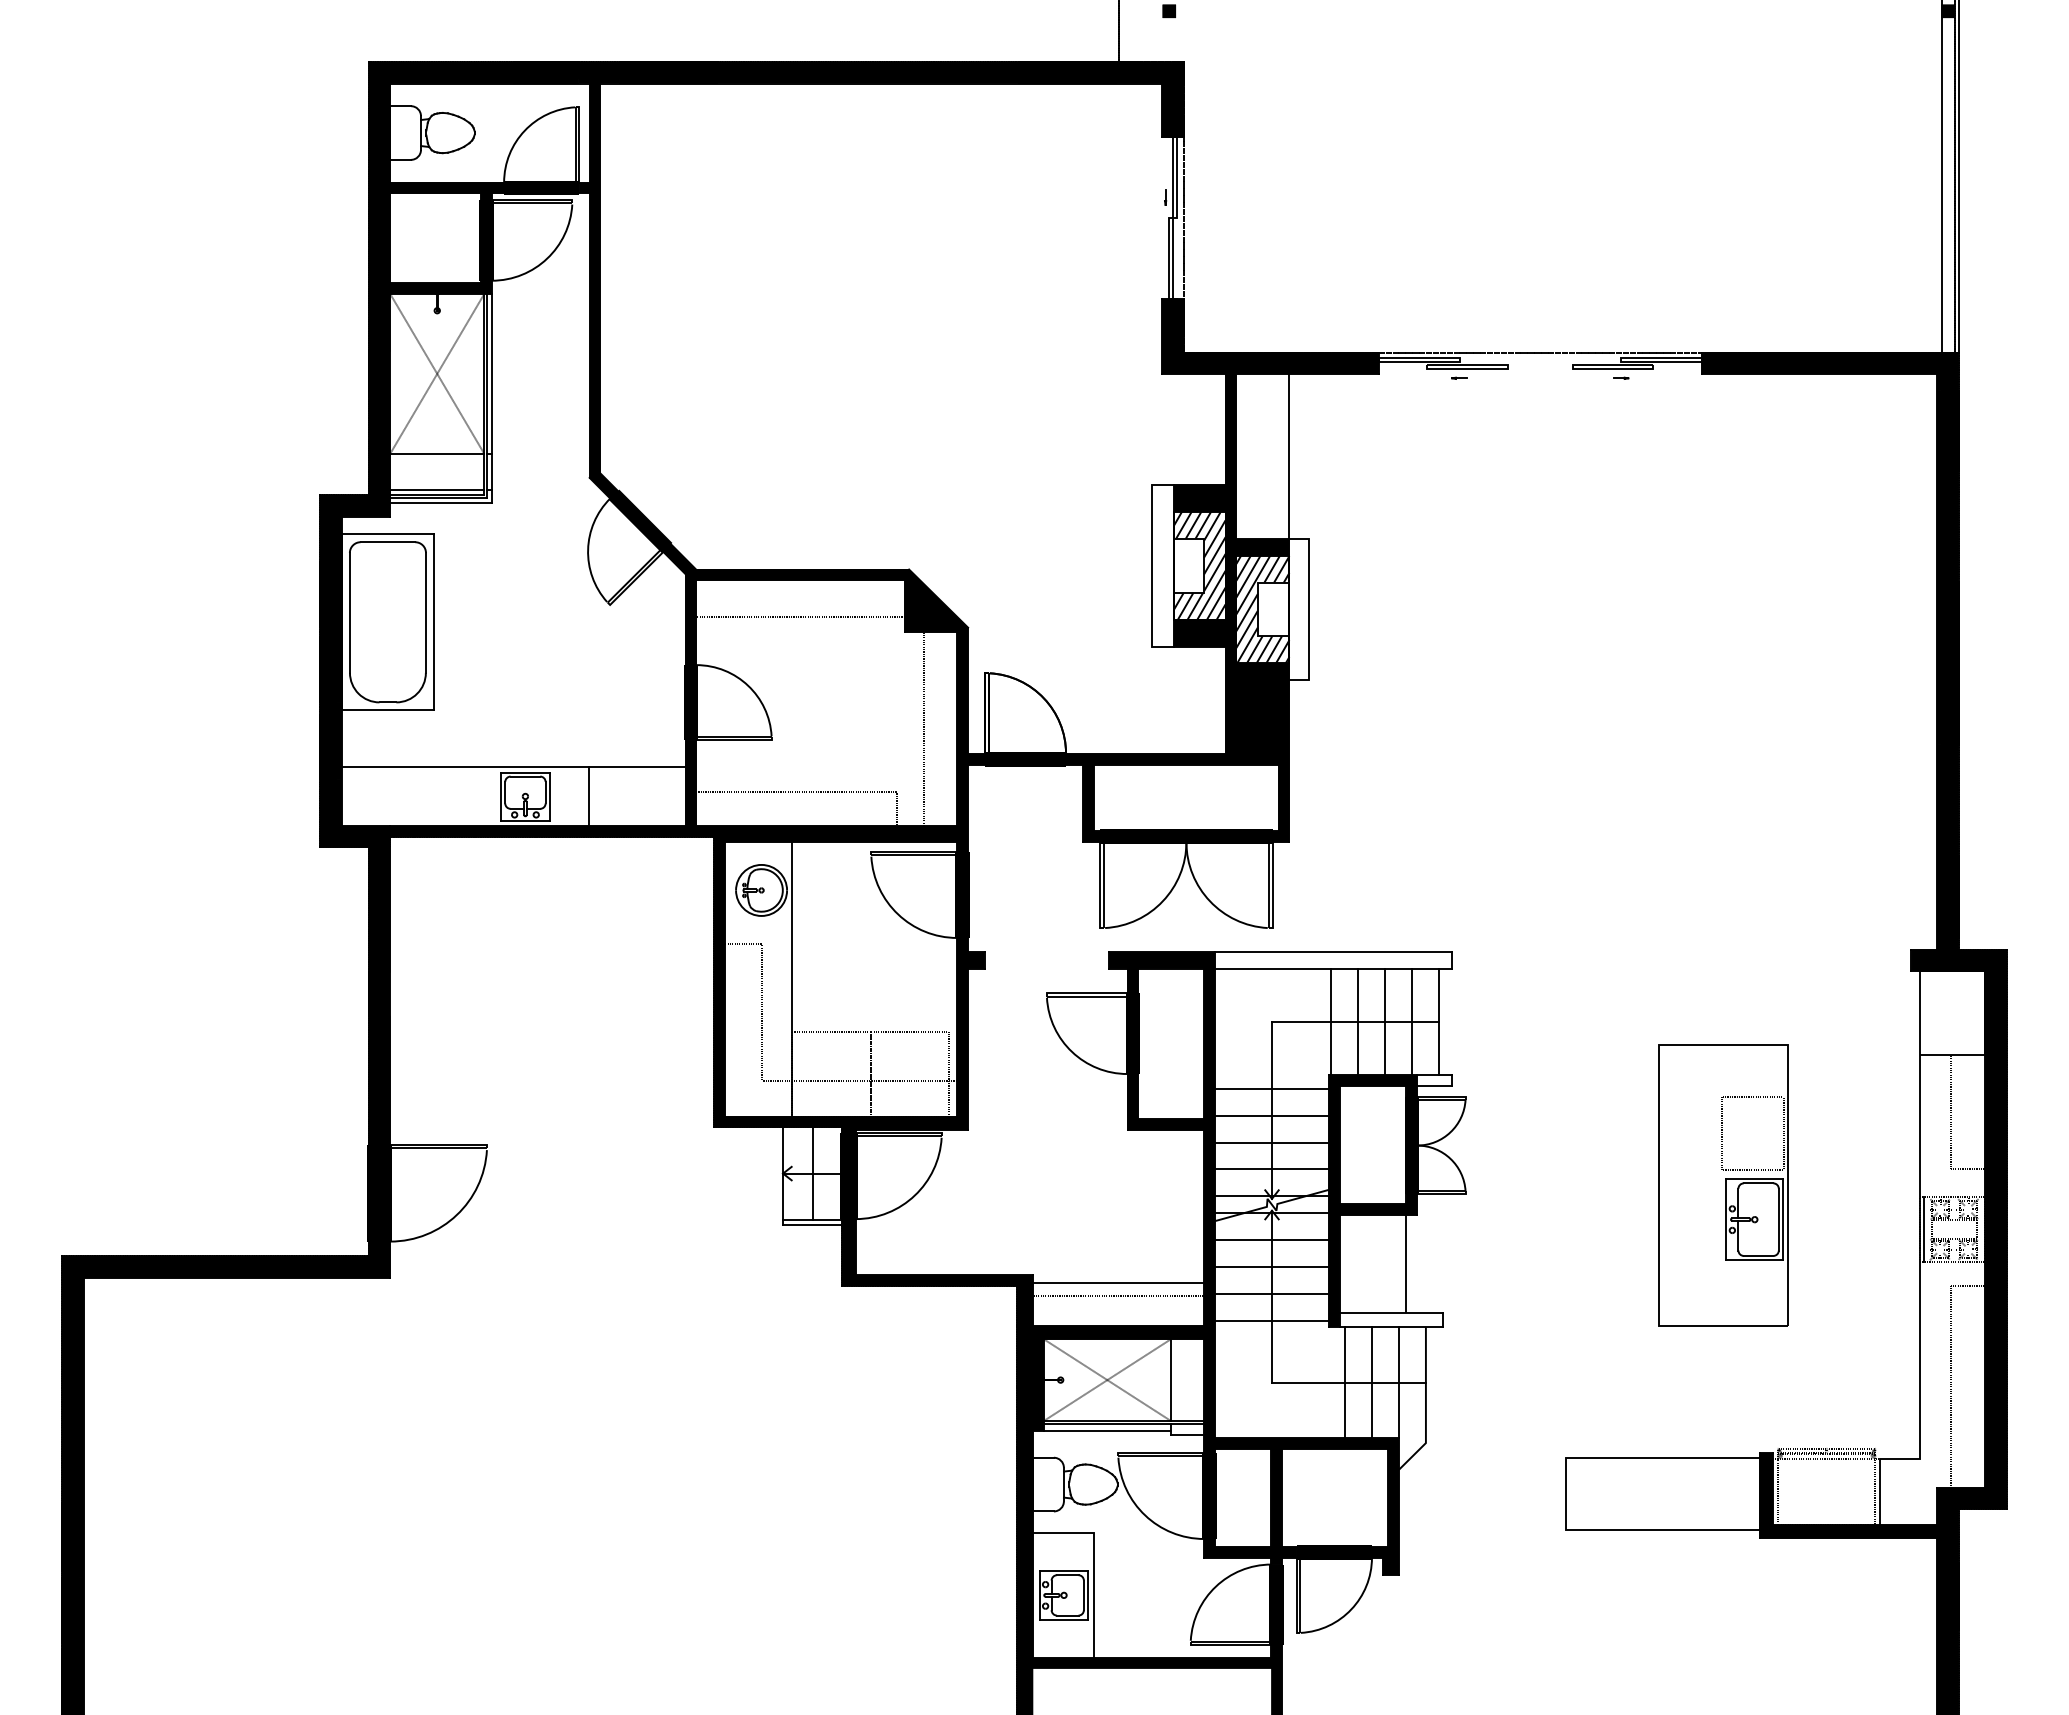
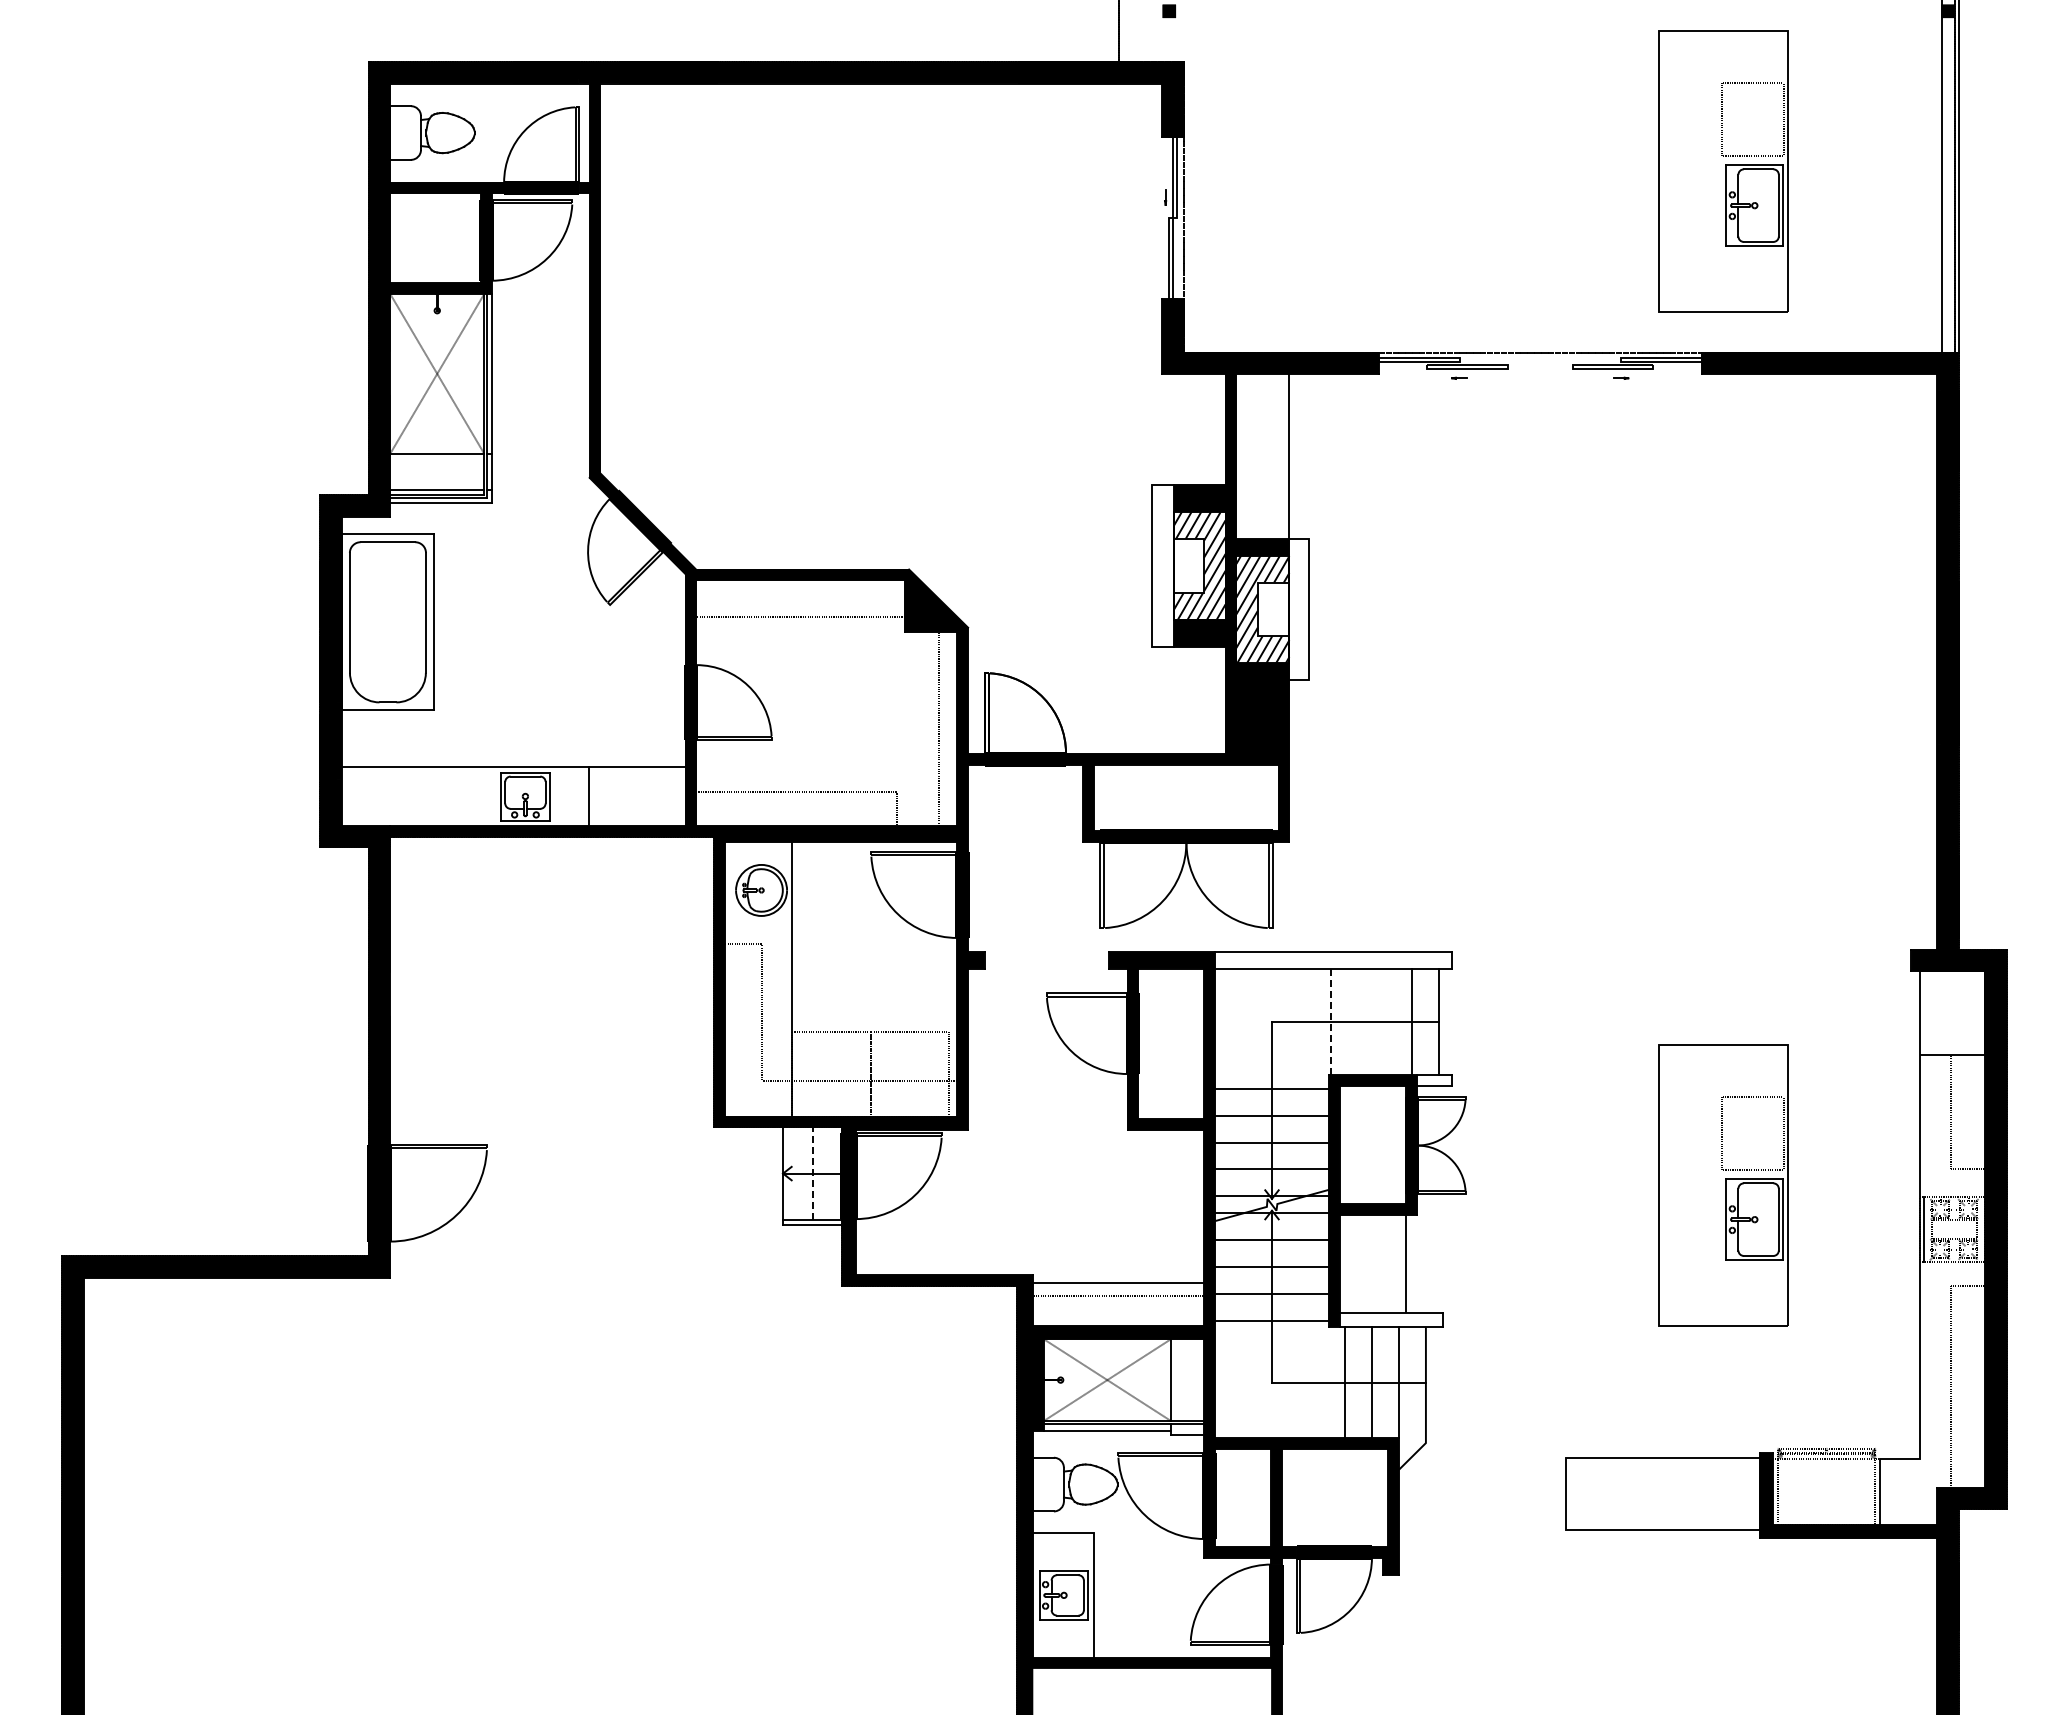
part: none -> present (1723, 171)
line position: (923, 728) -> (938, 728) (938, 728)
line: present -> none (1358, 1021)
line: present -> none (1384, 1021)
line: solid -> dashed (1331, 1022)
line: solid -> dashed (812, 1173)
